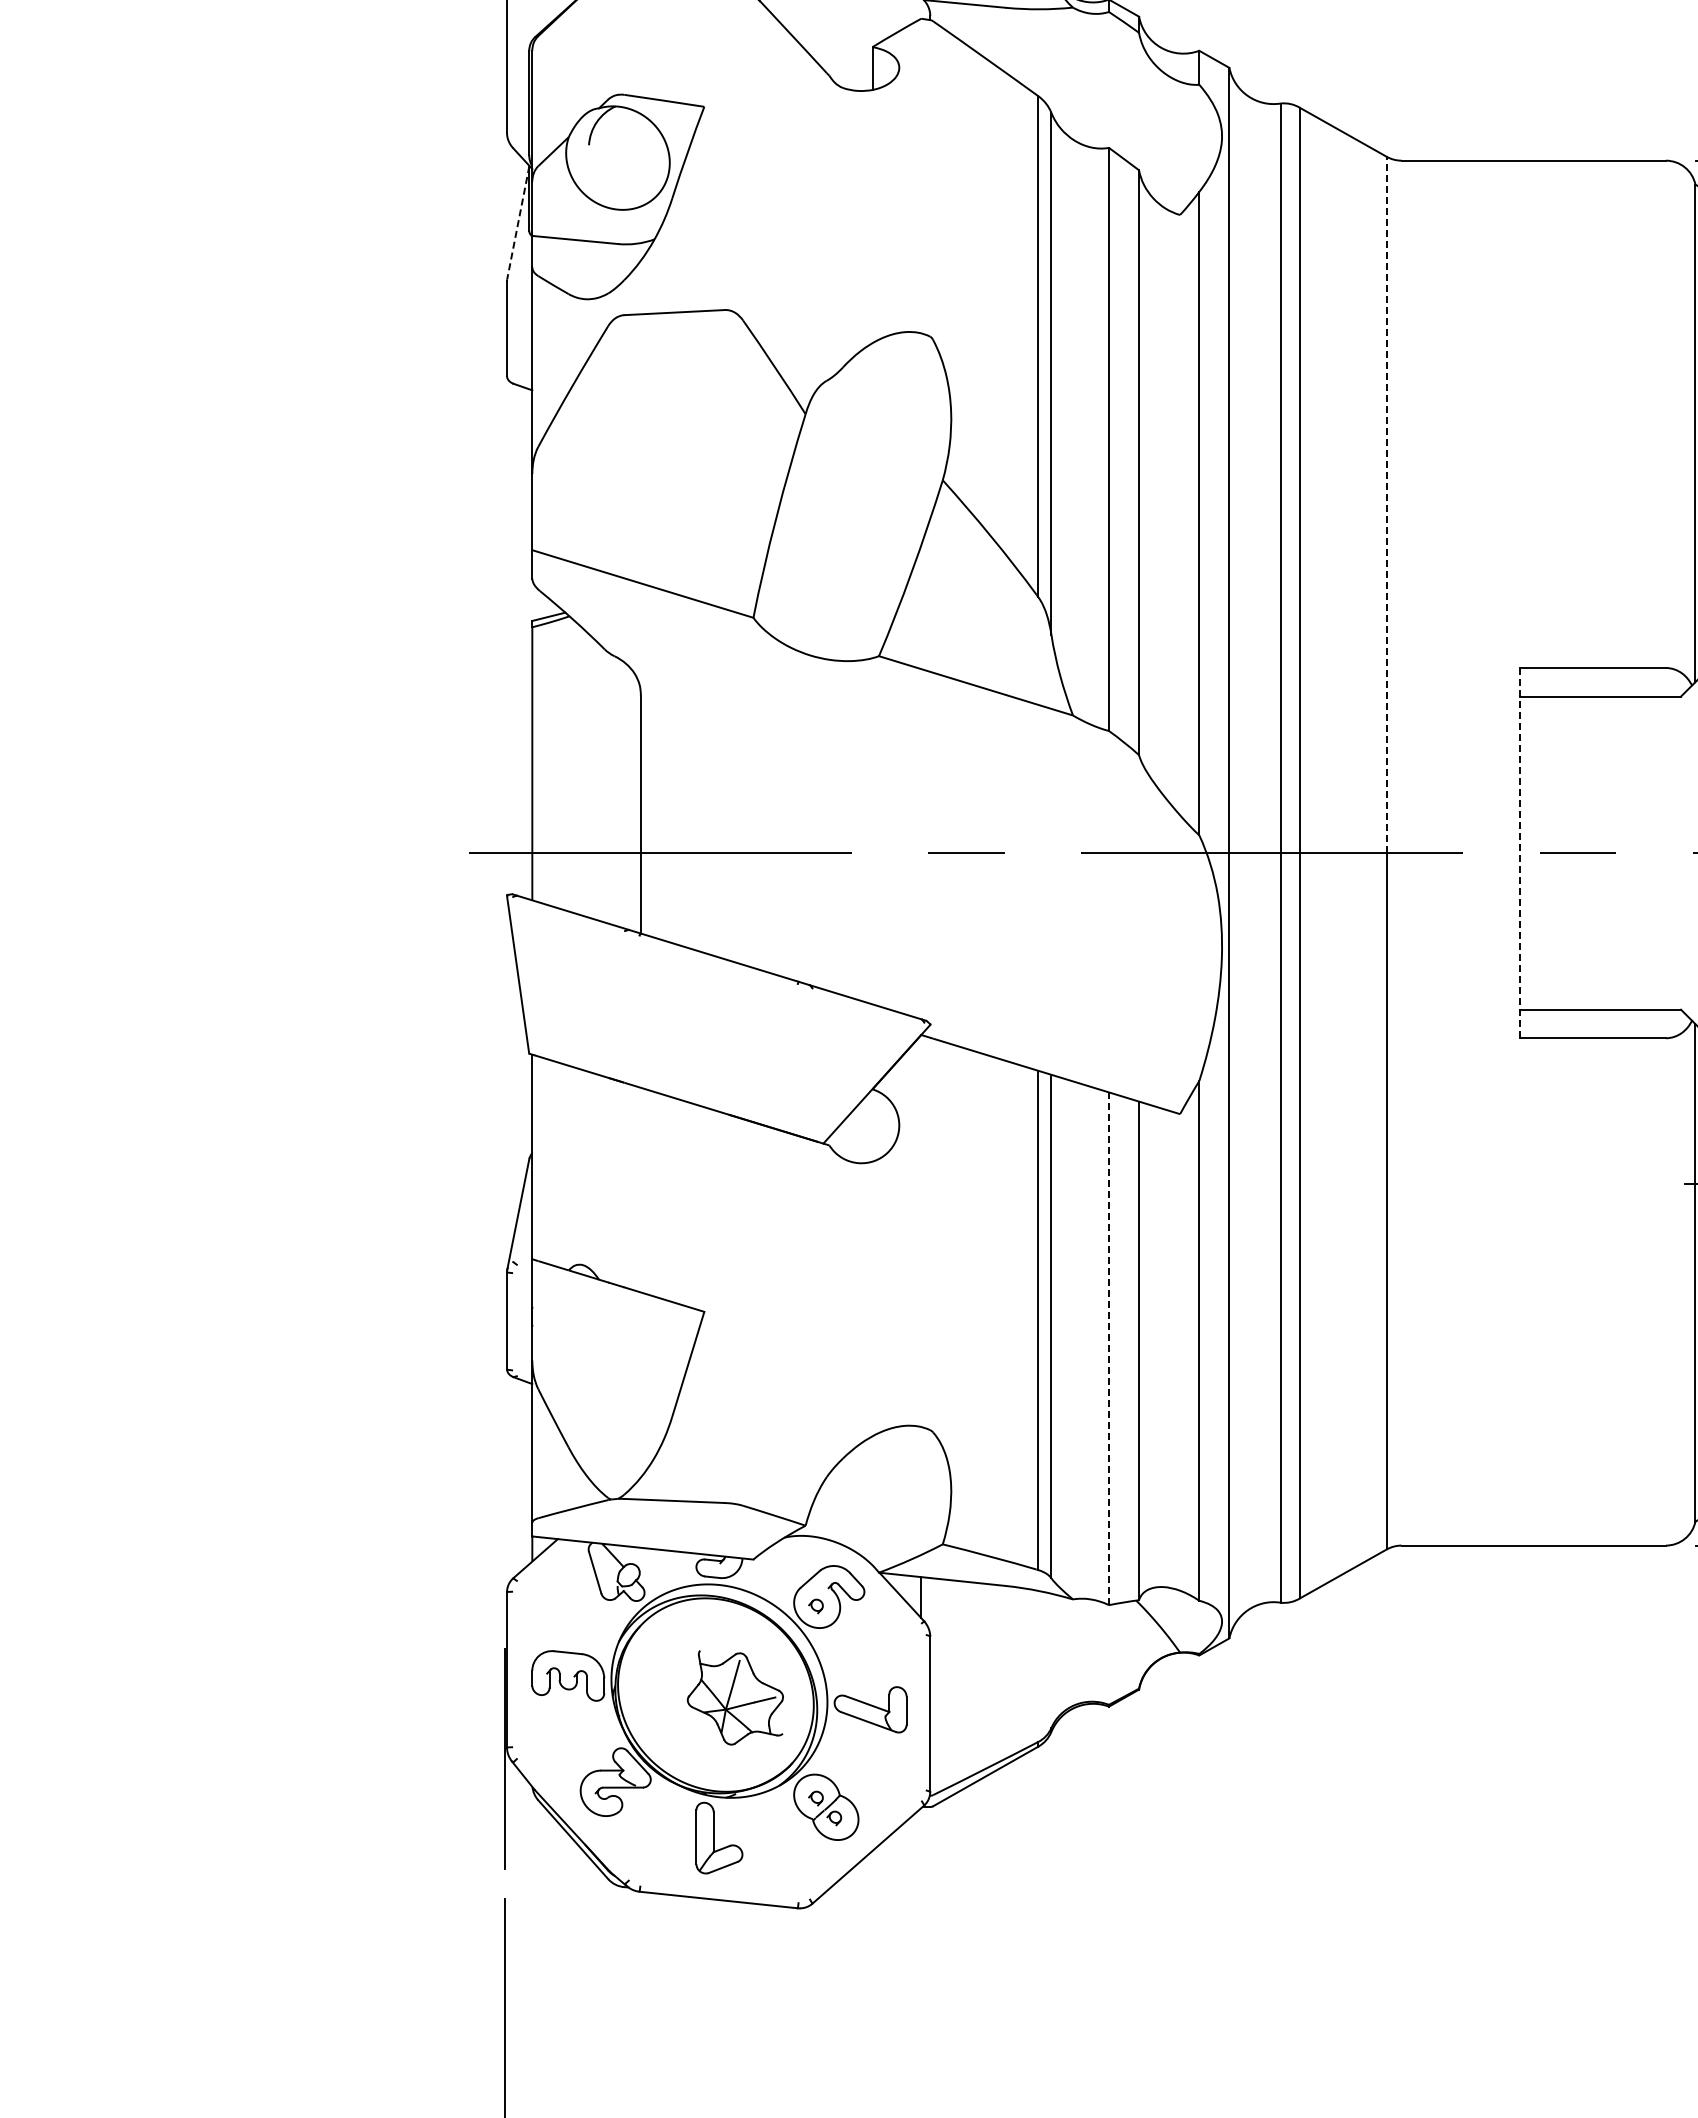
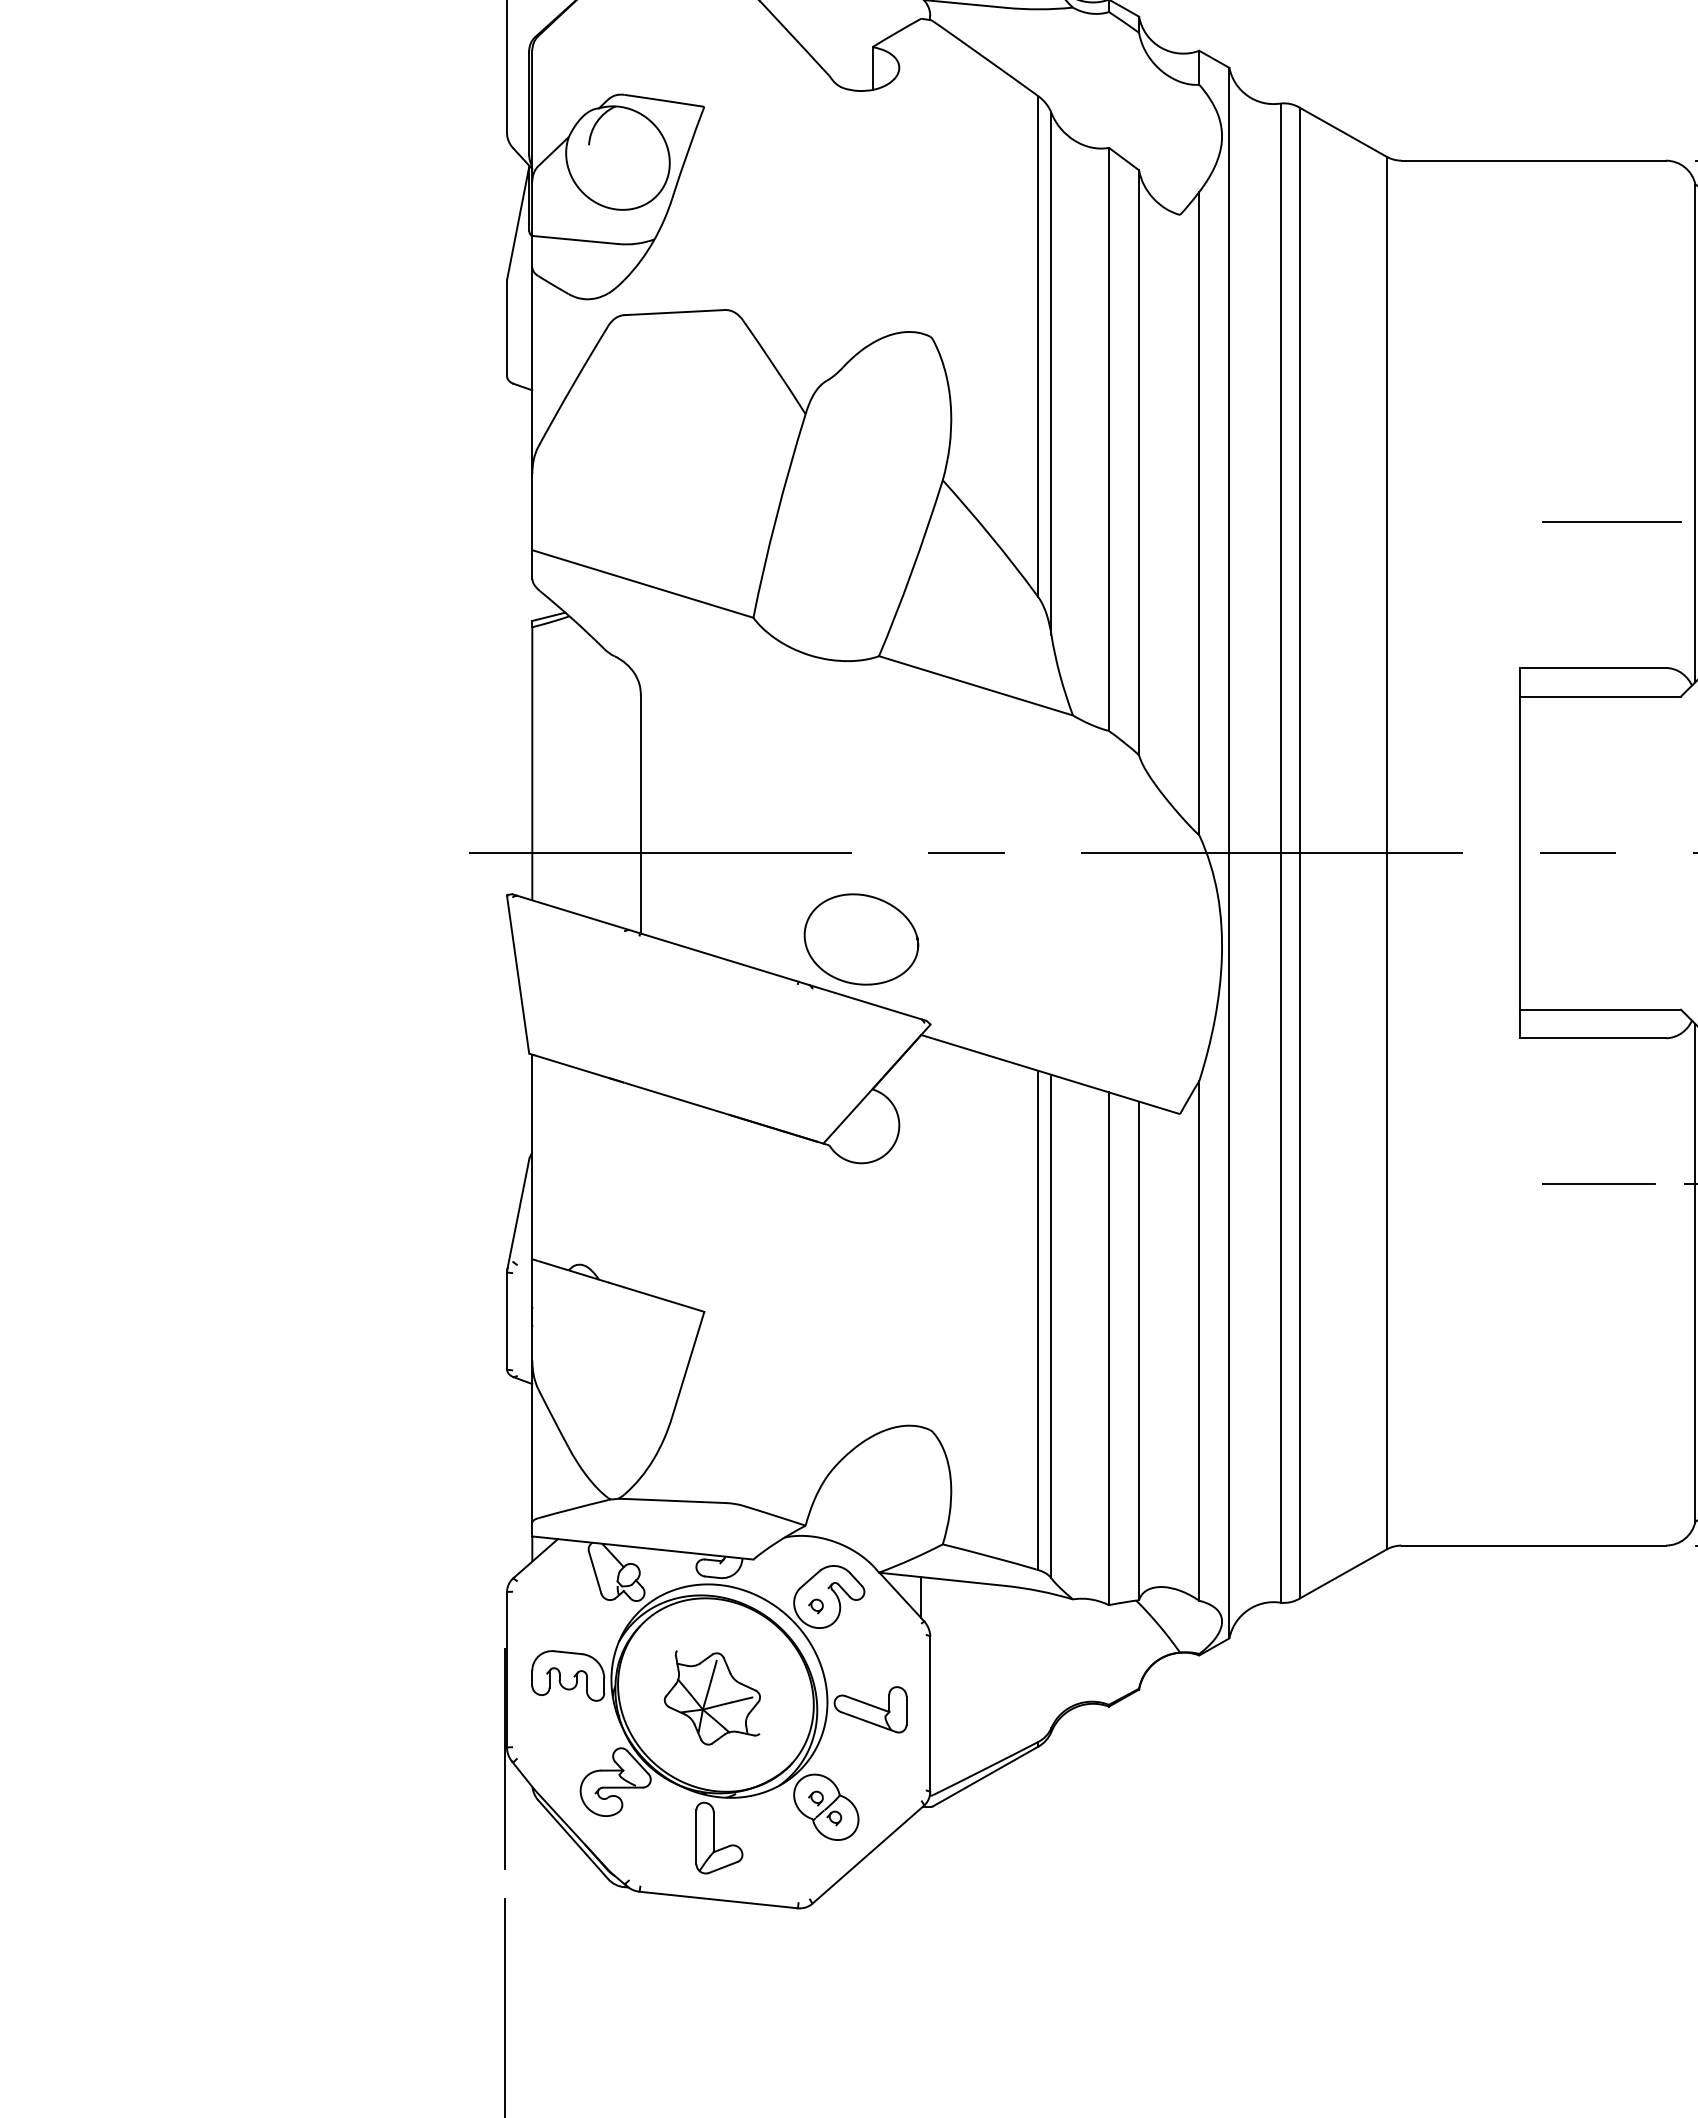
line: dashed -> solid (518, 222)
line: dashed -> solid (1386, 504)
line: none -> present (1611, 521)
line: dashed -> solid (1519, 853)
curve: none -> present (873, 898)
line: none -> present (1598, 1184)
line: dashed -> solid (1108, 1348)
part position: (734, 1697) -> (711, 1697) (711, 1697)
